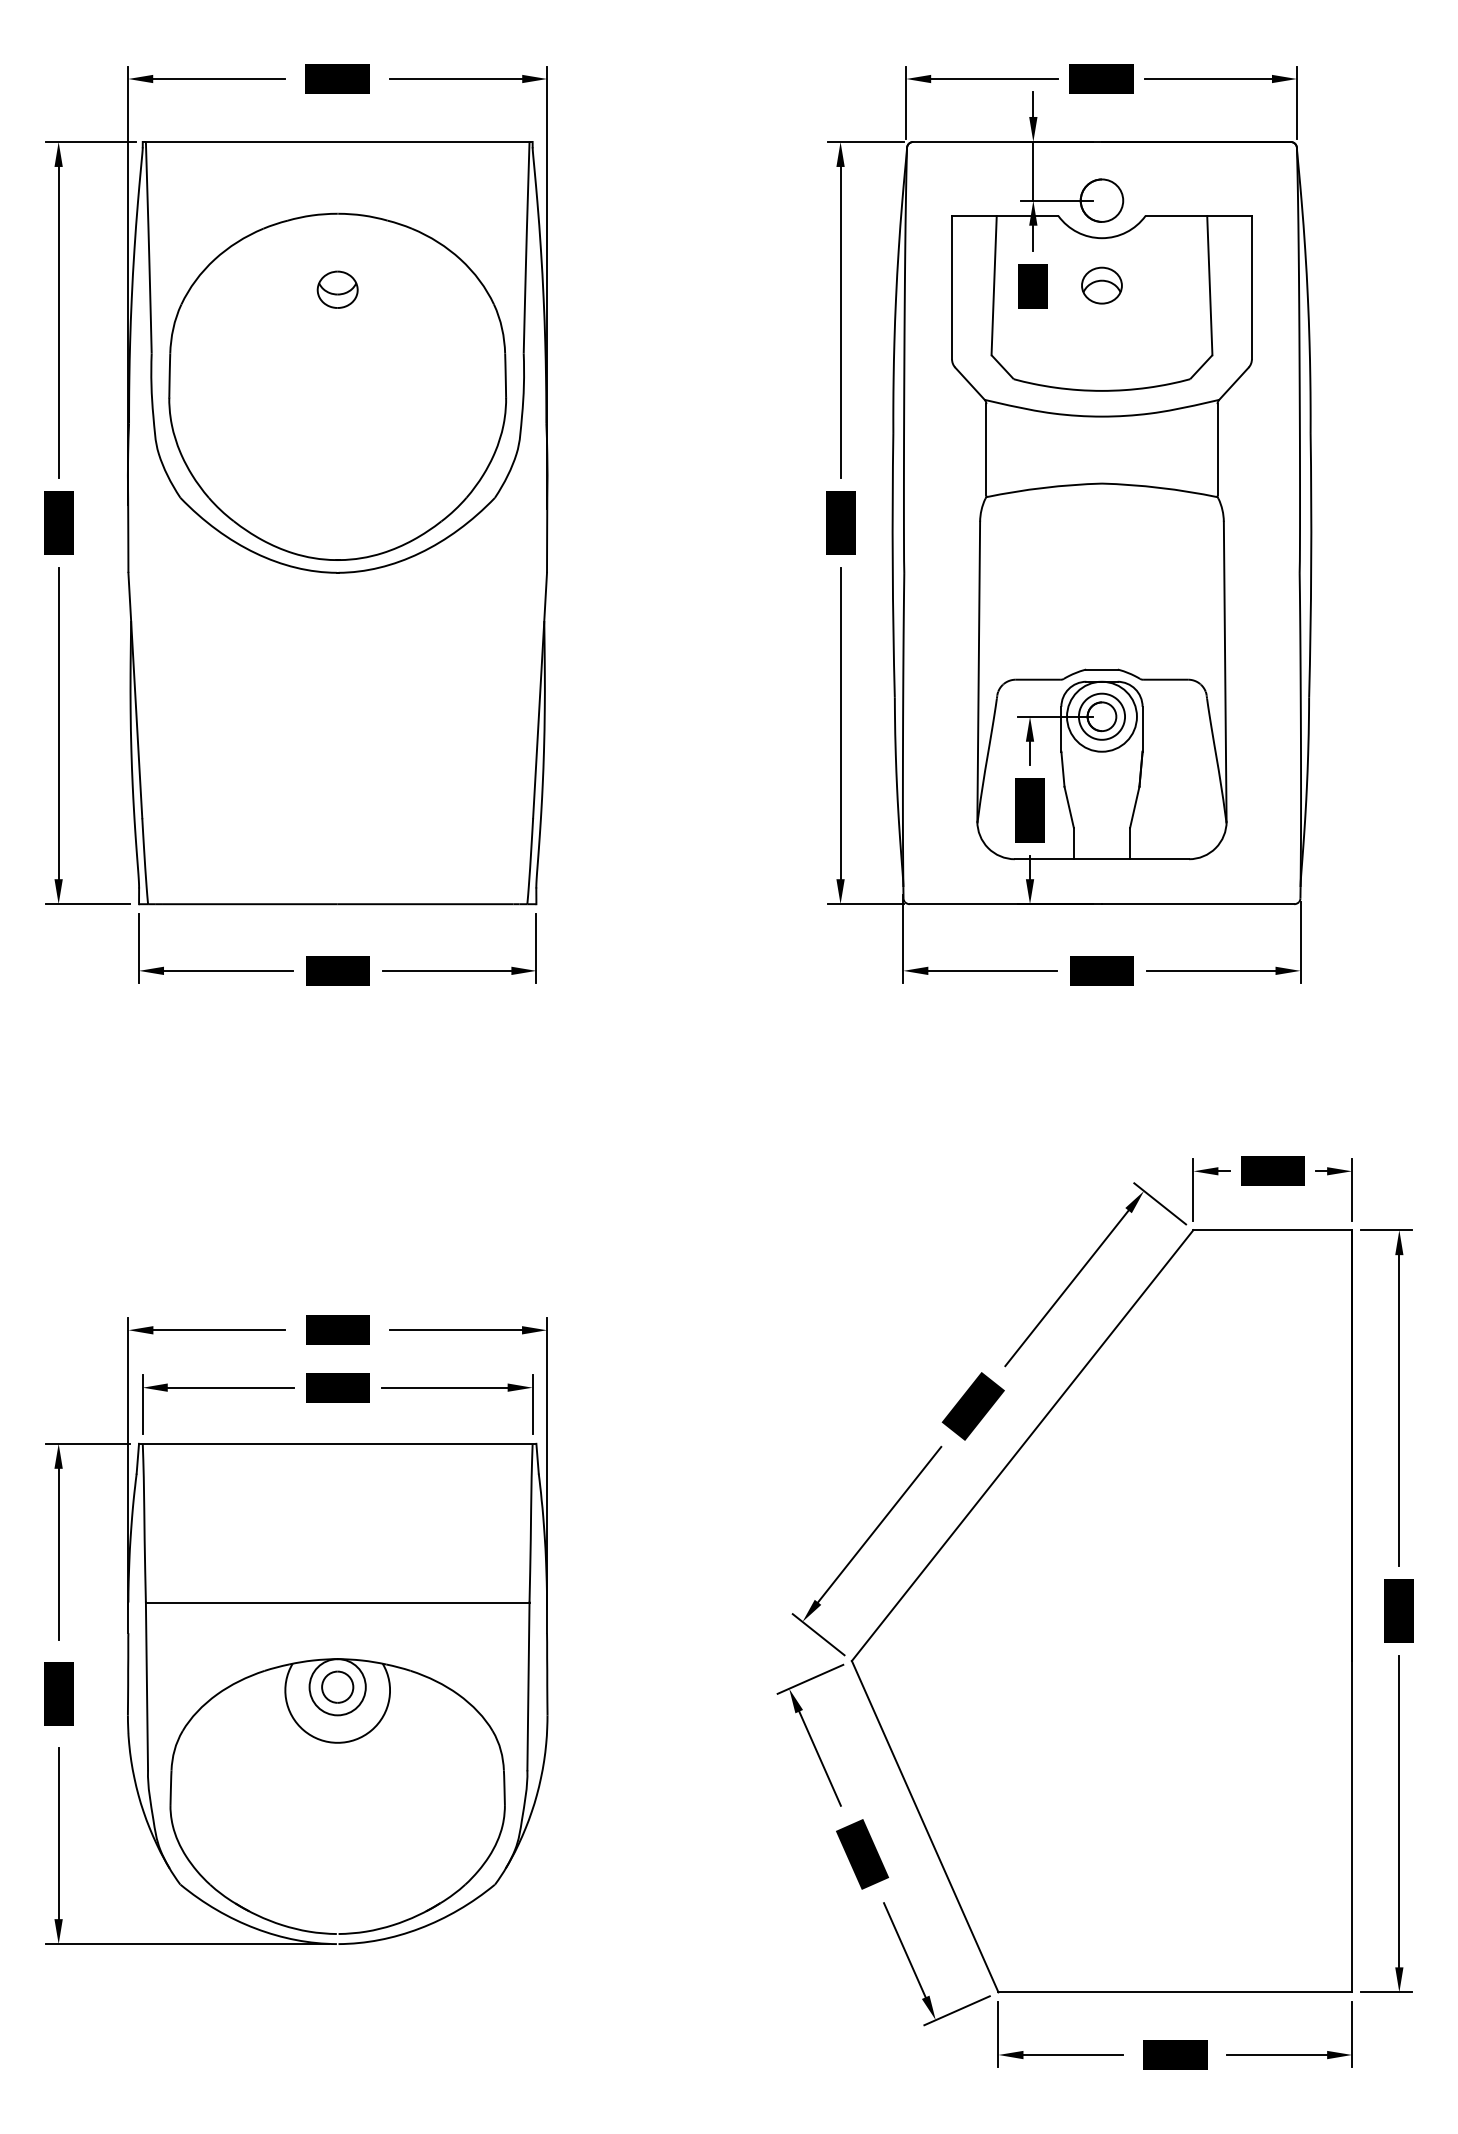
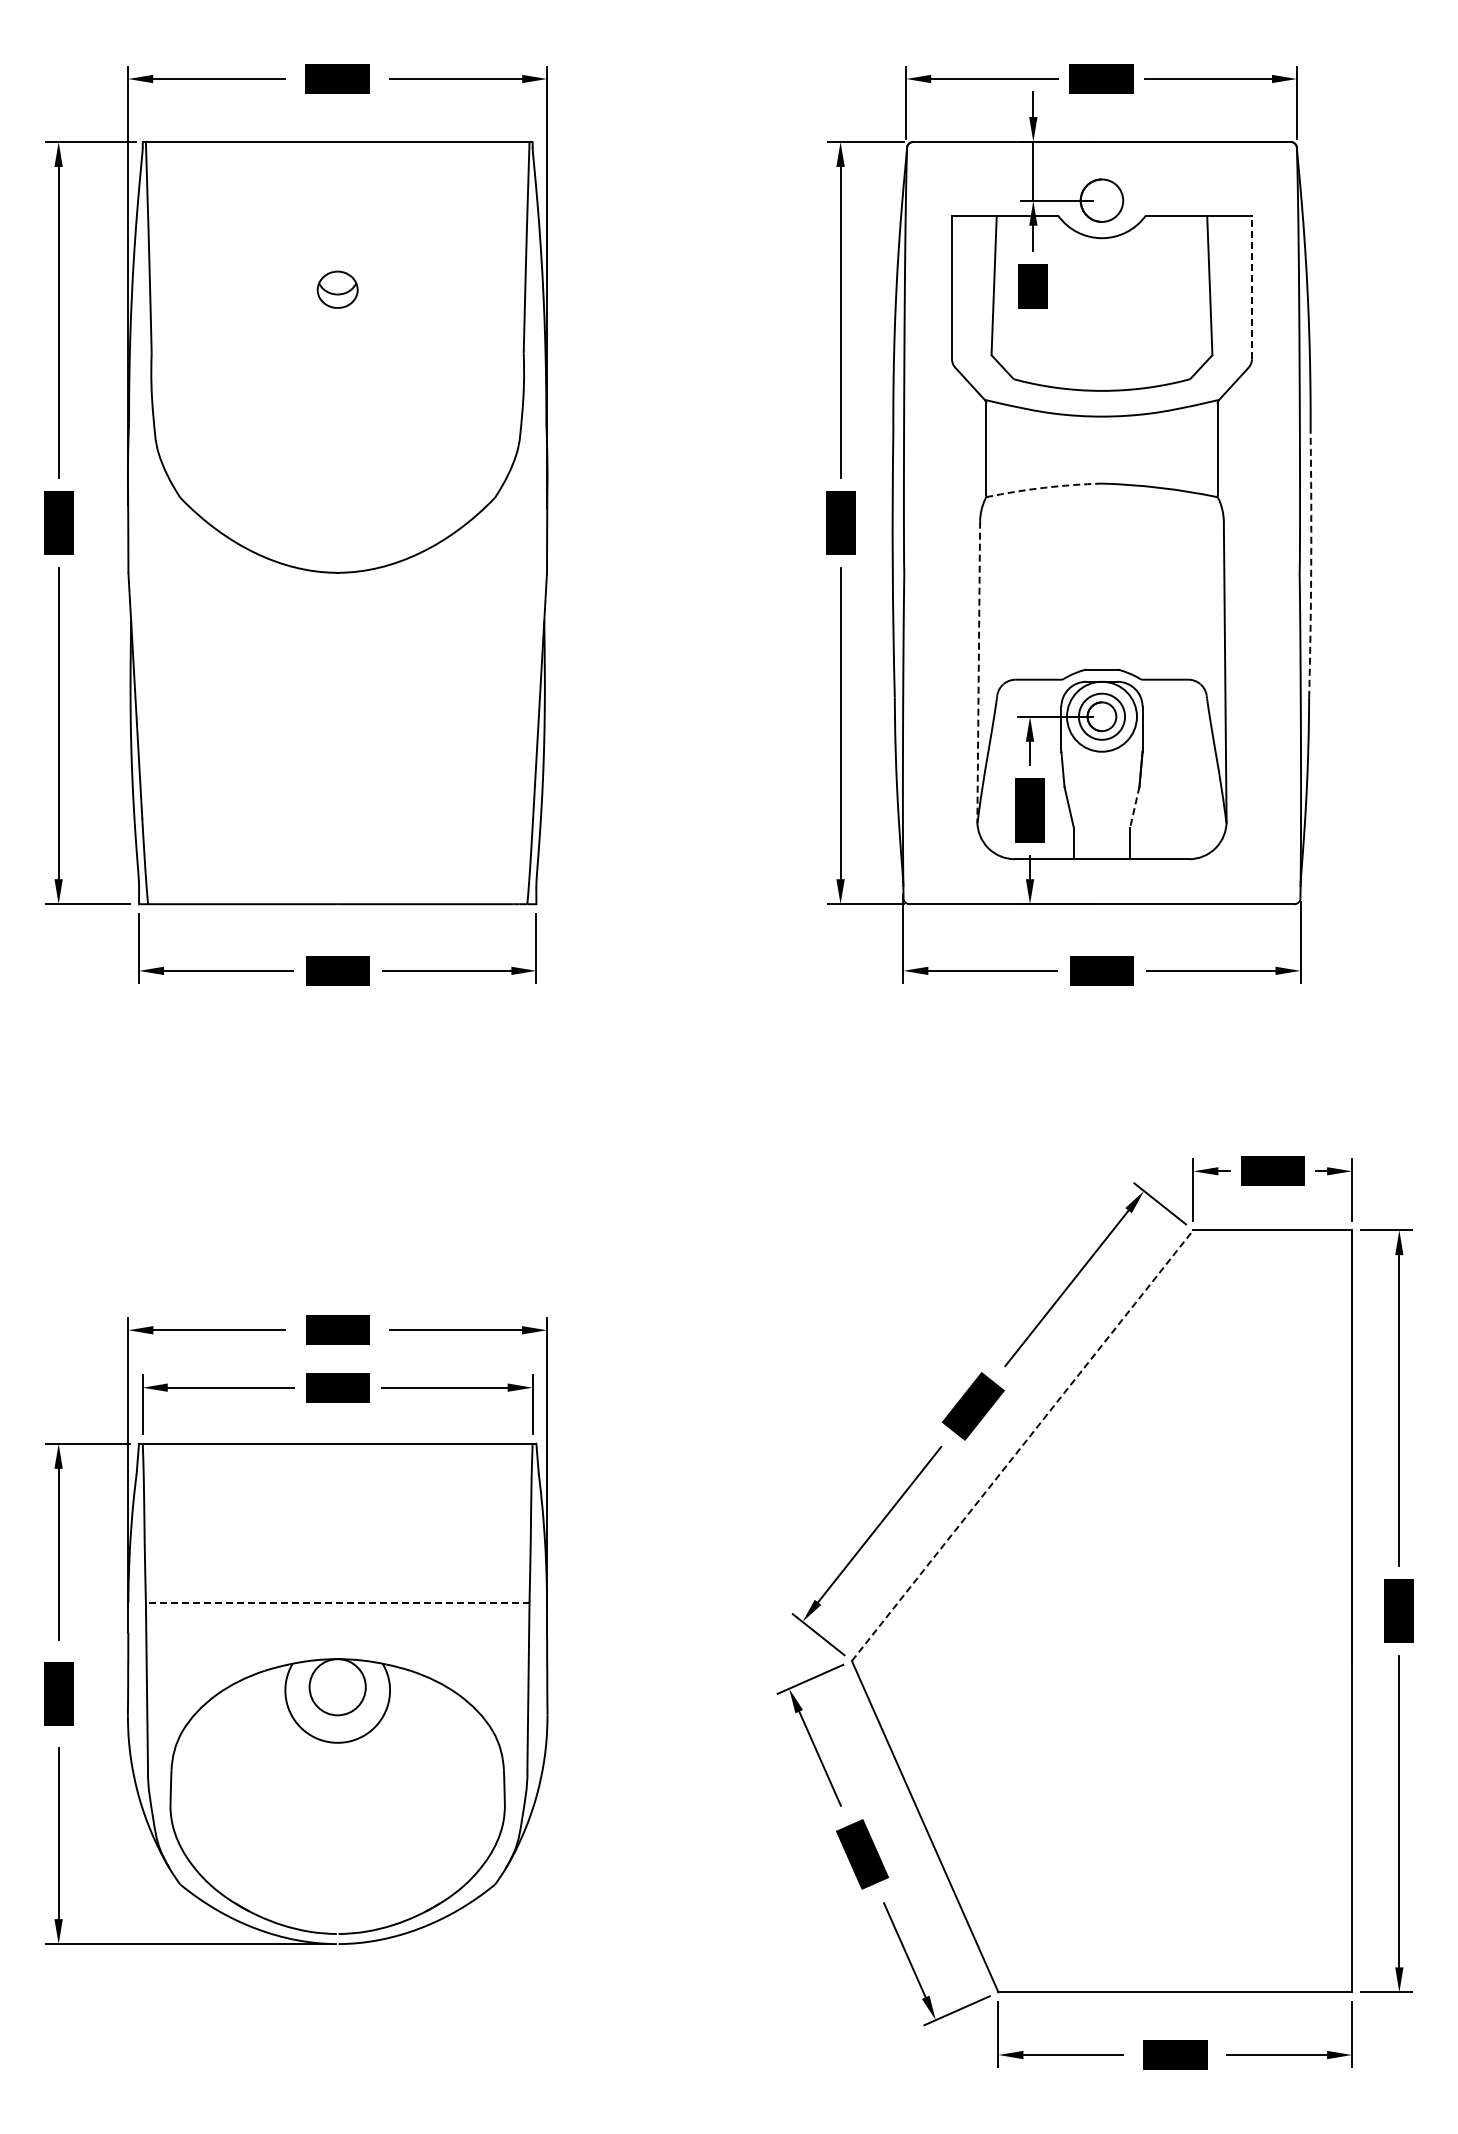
part: present -> none (1101, 285)
line: solid -> dashed (1251, 287)
part: present -> none (337, 386)
arc: solid -> dashed (1043, 487)
arc: solid -> dashed (1311, 565)
line: solid -> dashed (978, 671)
line: solid -> dashed (1134, 807)
line: solid -> dashed (1022, 1445)
line: solid -> dashed (337, 1602)
part: present -> none (337, 1686)
